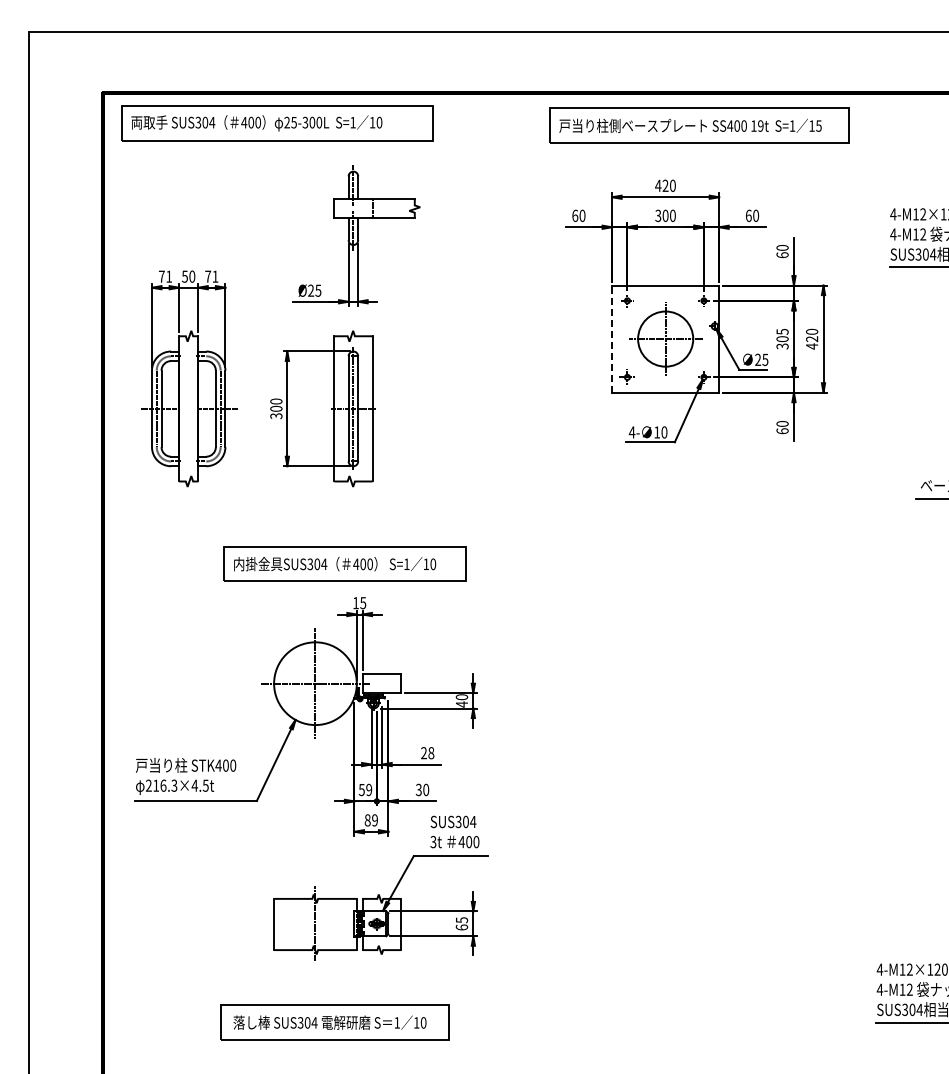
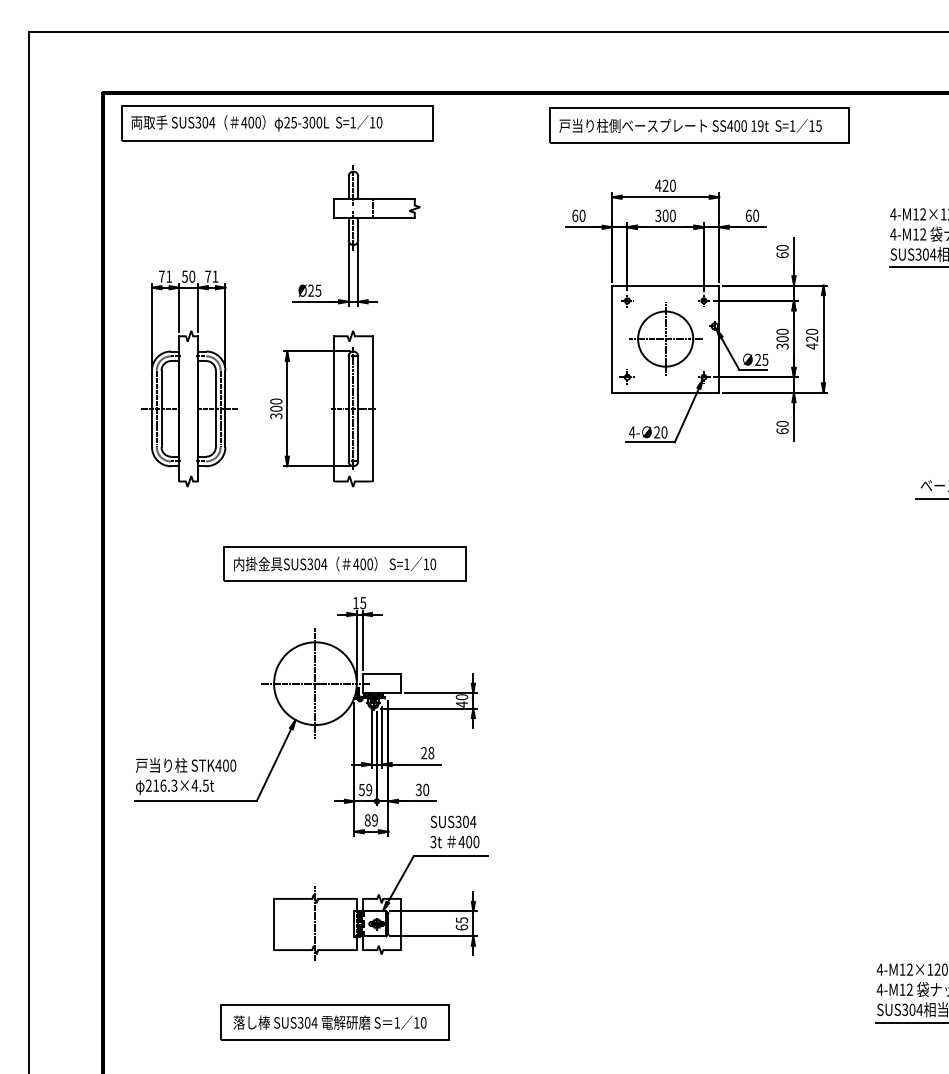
text: 305 -> 300 (782, 331)
line: dashed -> solid (612, 339)
text: 10 -> 20 (657, 432)
